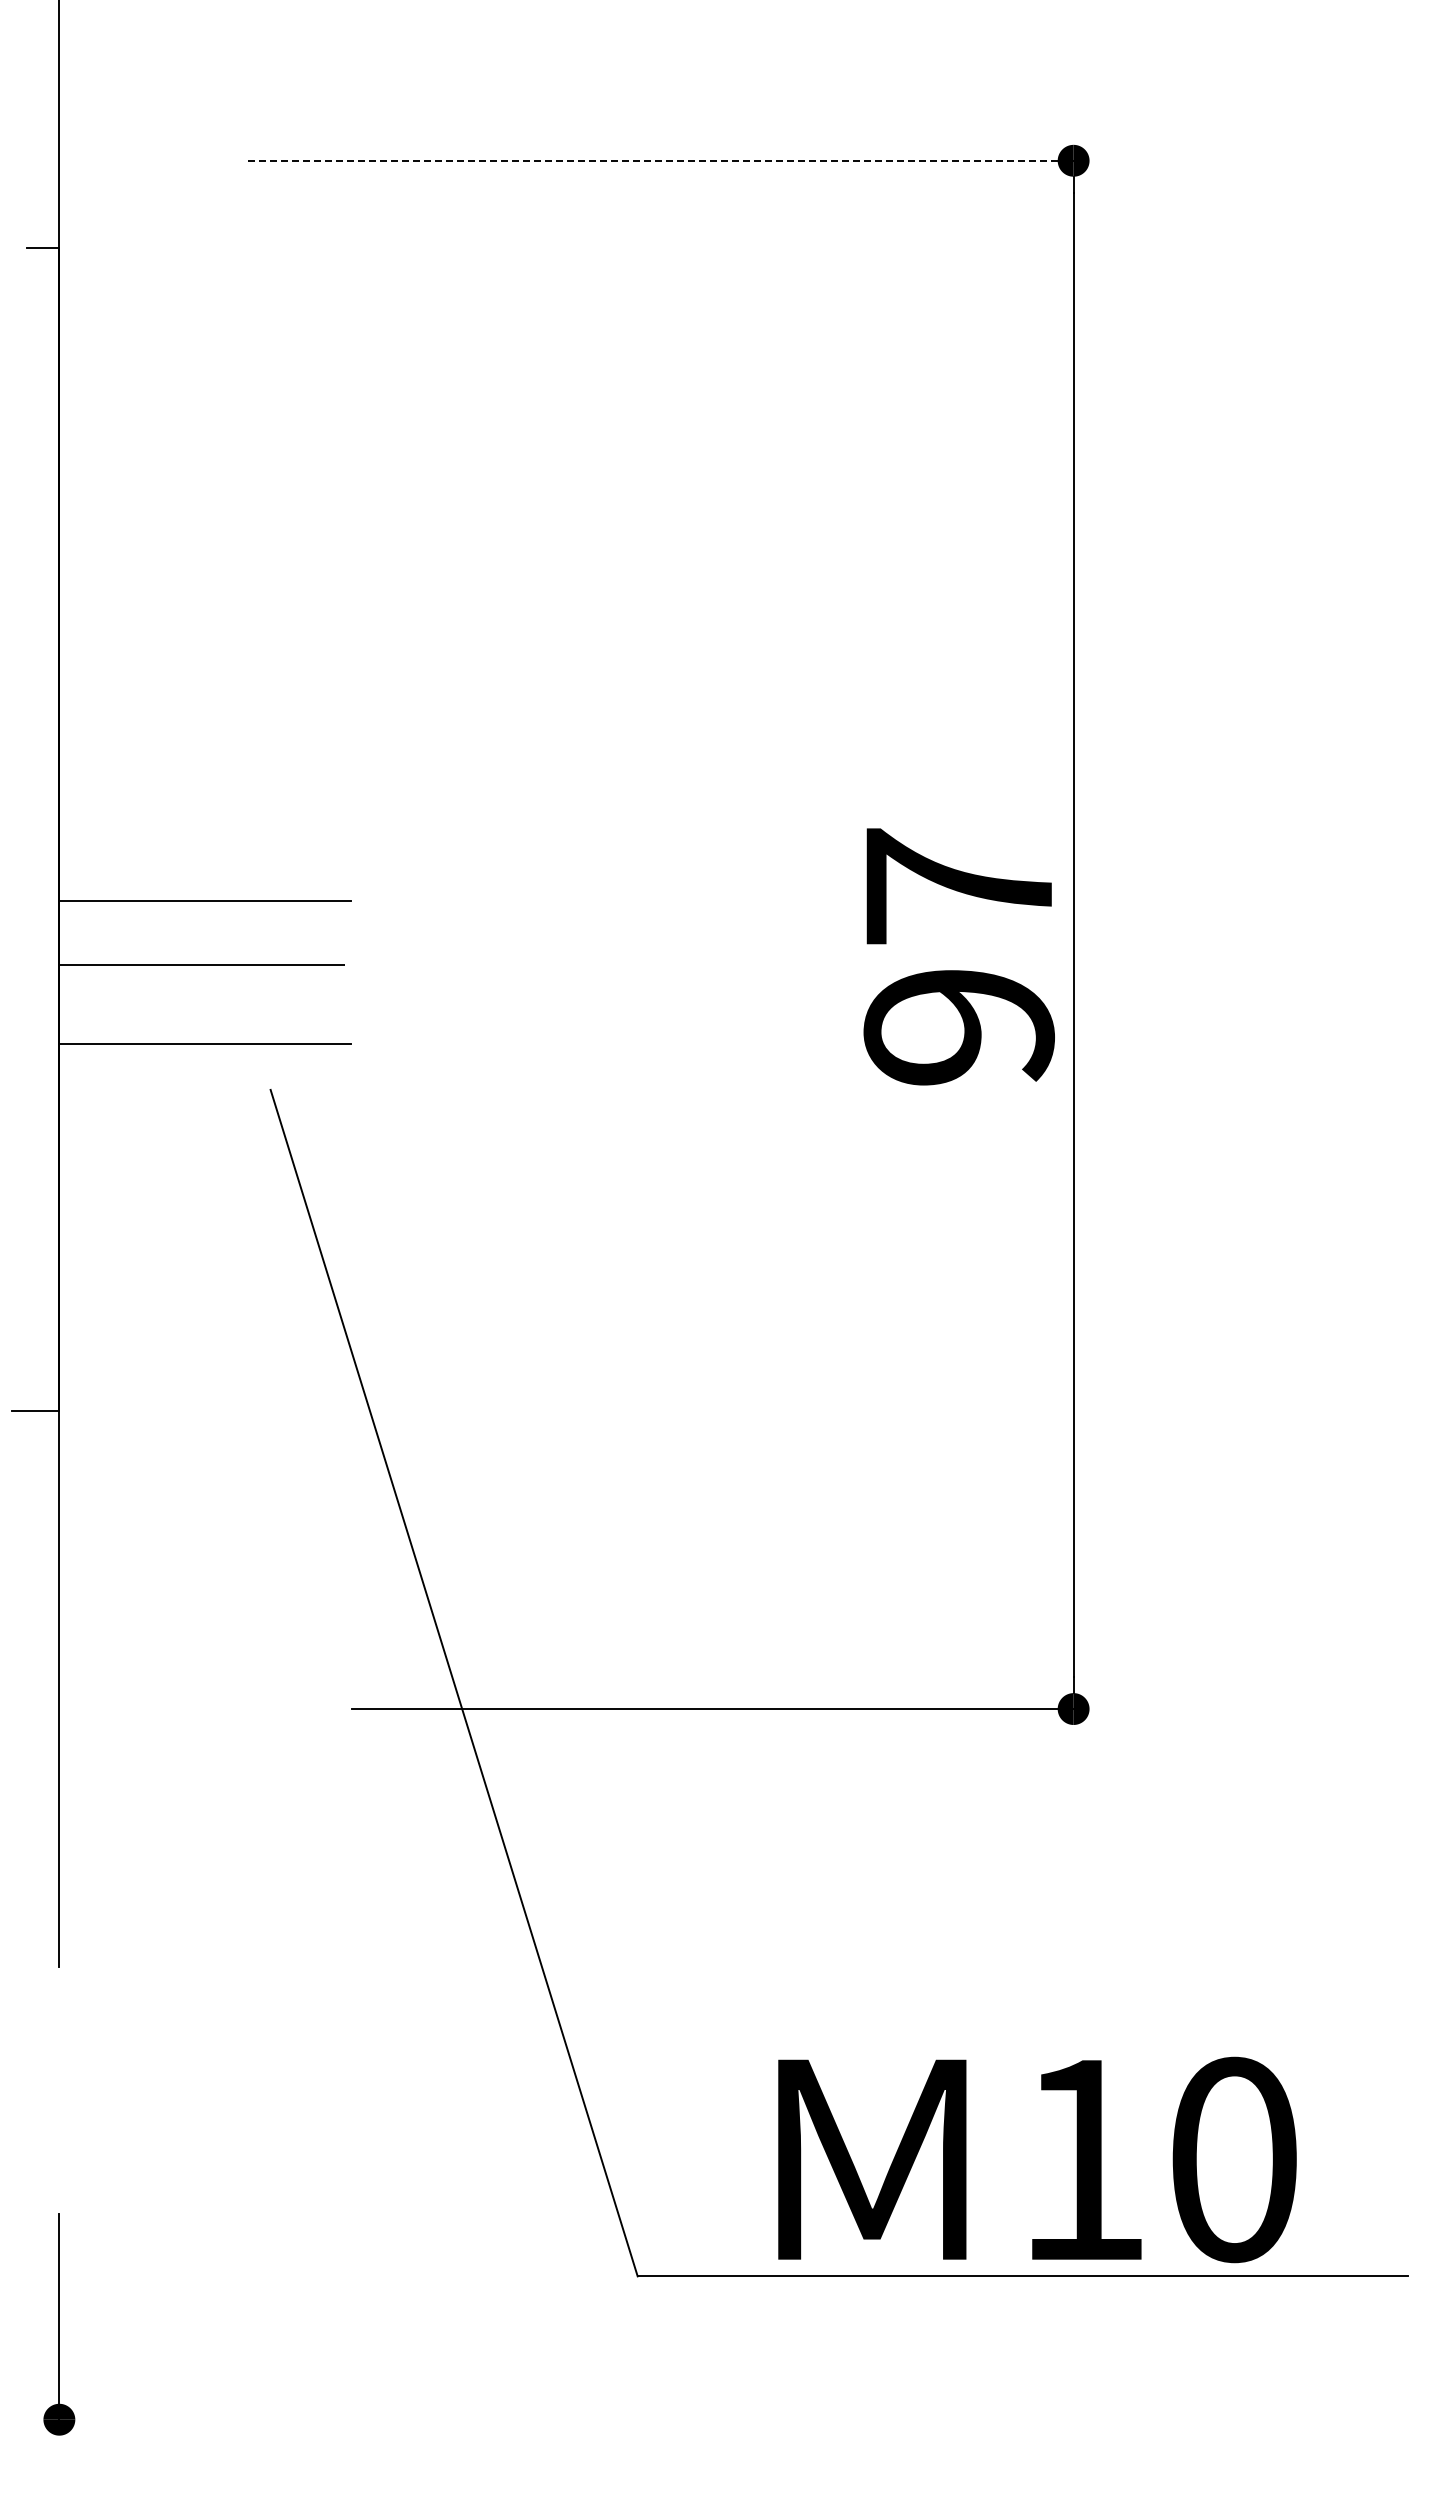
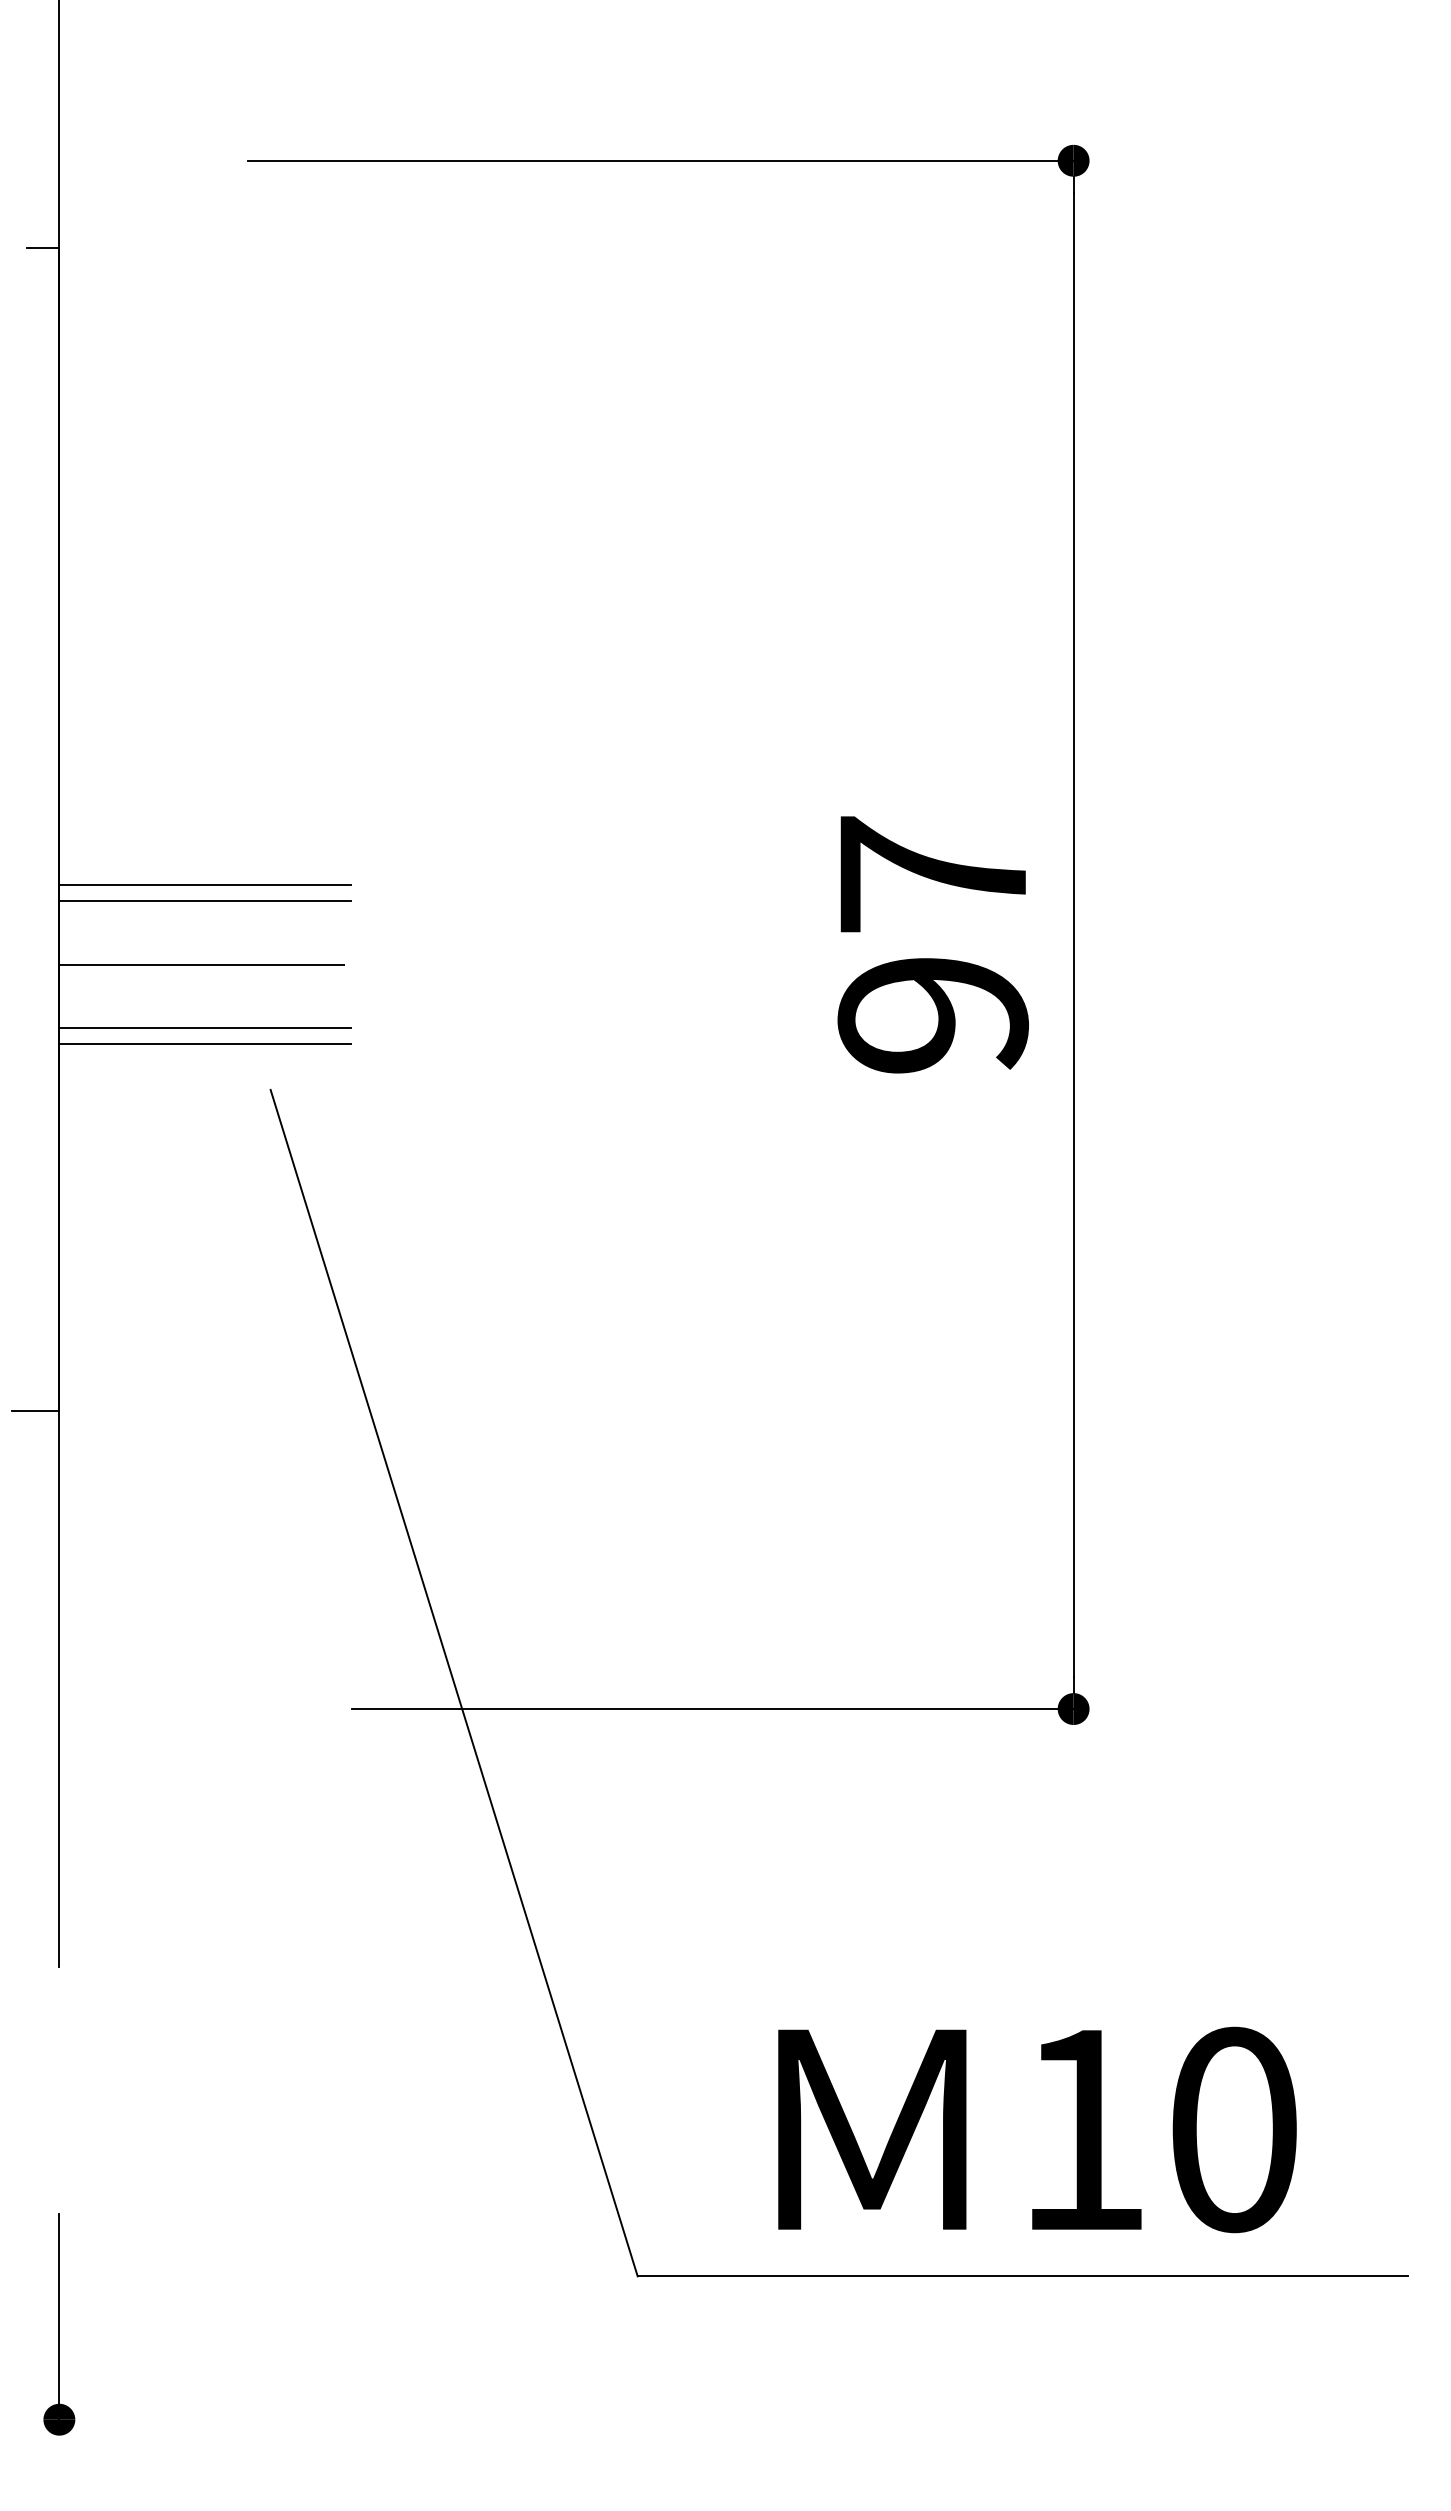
line: dashed -> solid (660, 160)
line: none -> present (205, 884)
text position: (958, 956) -> (932, 944) (932, 944)
line: none -> present (205, 1028)
text position: (1037, 2159) -> (1037, 2129) (1037, 2129)
